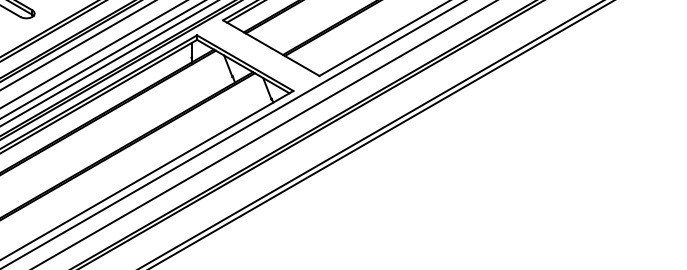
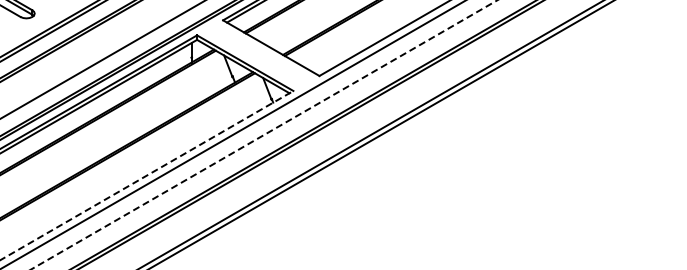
line: present -> none (77, 45)
line: present -> none (93, 54)
line: present -> none (108, 63)
line: solid -> dashed (264, 134)
line: solid -> dashed (147, 175)
